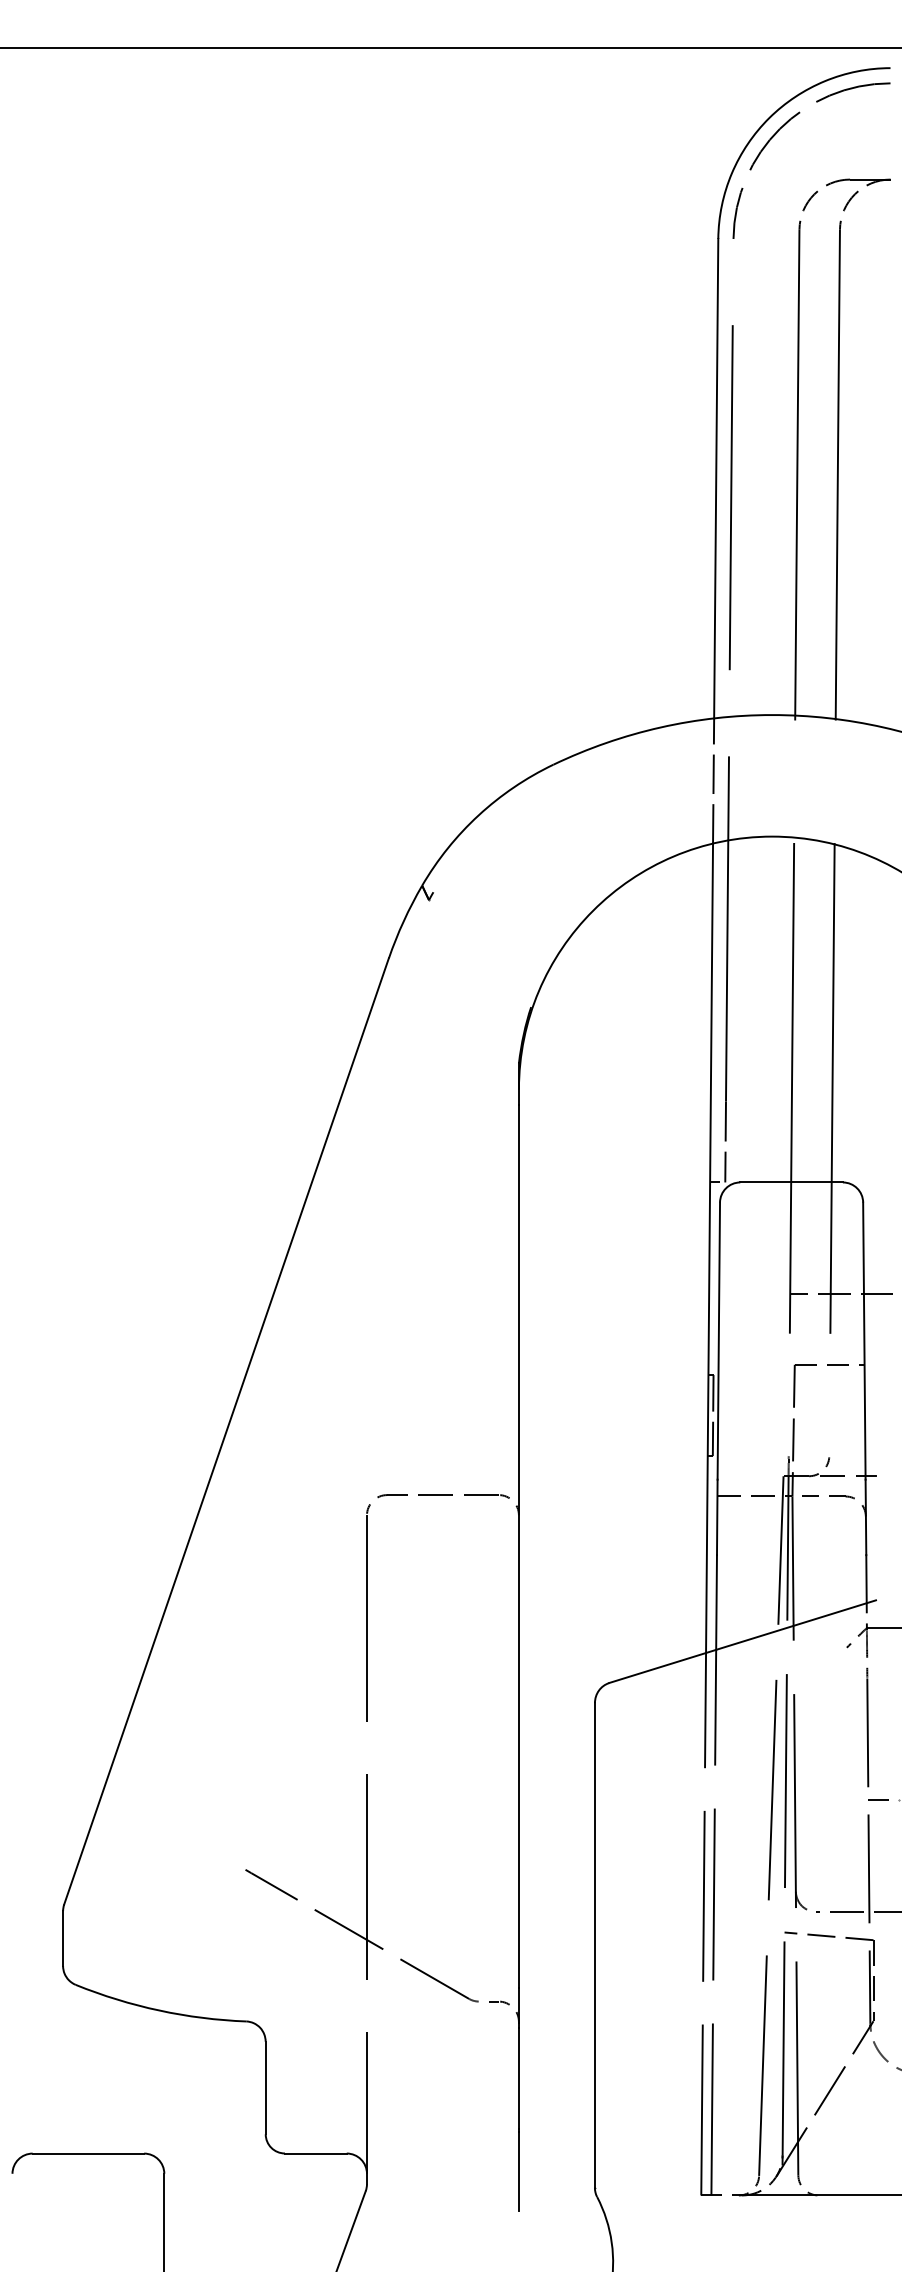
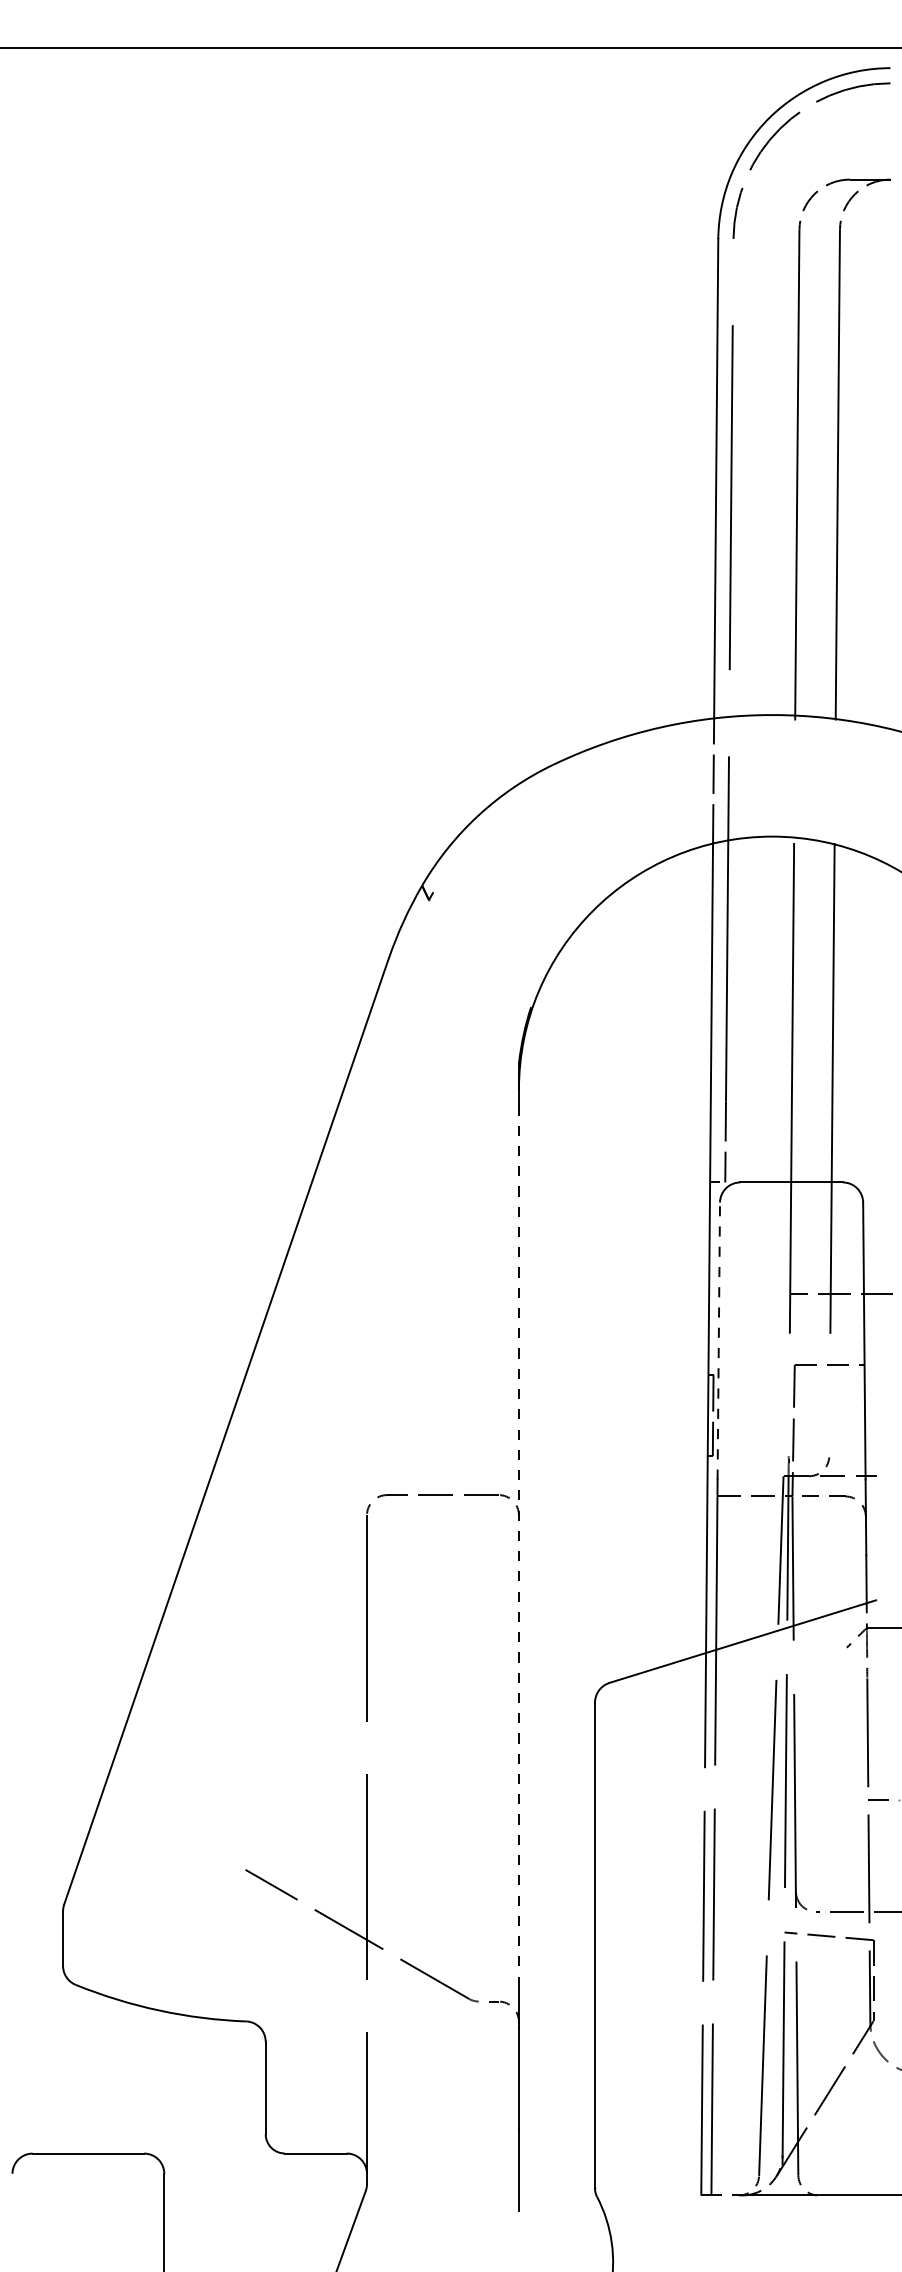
line: solid -> dashed (718, 1341)
line: solid -> dashed (518, 1547)
